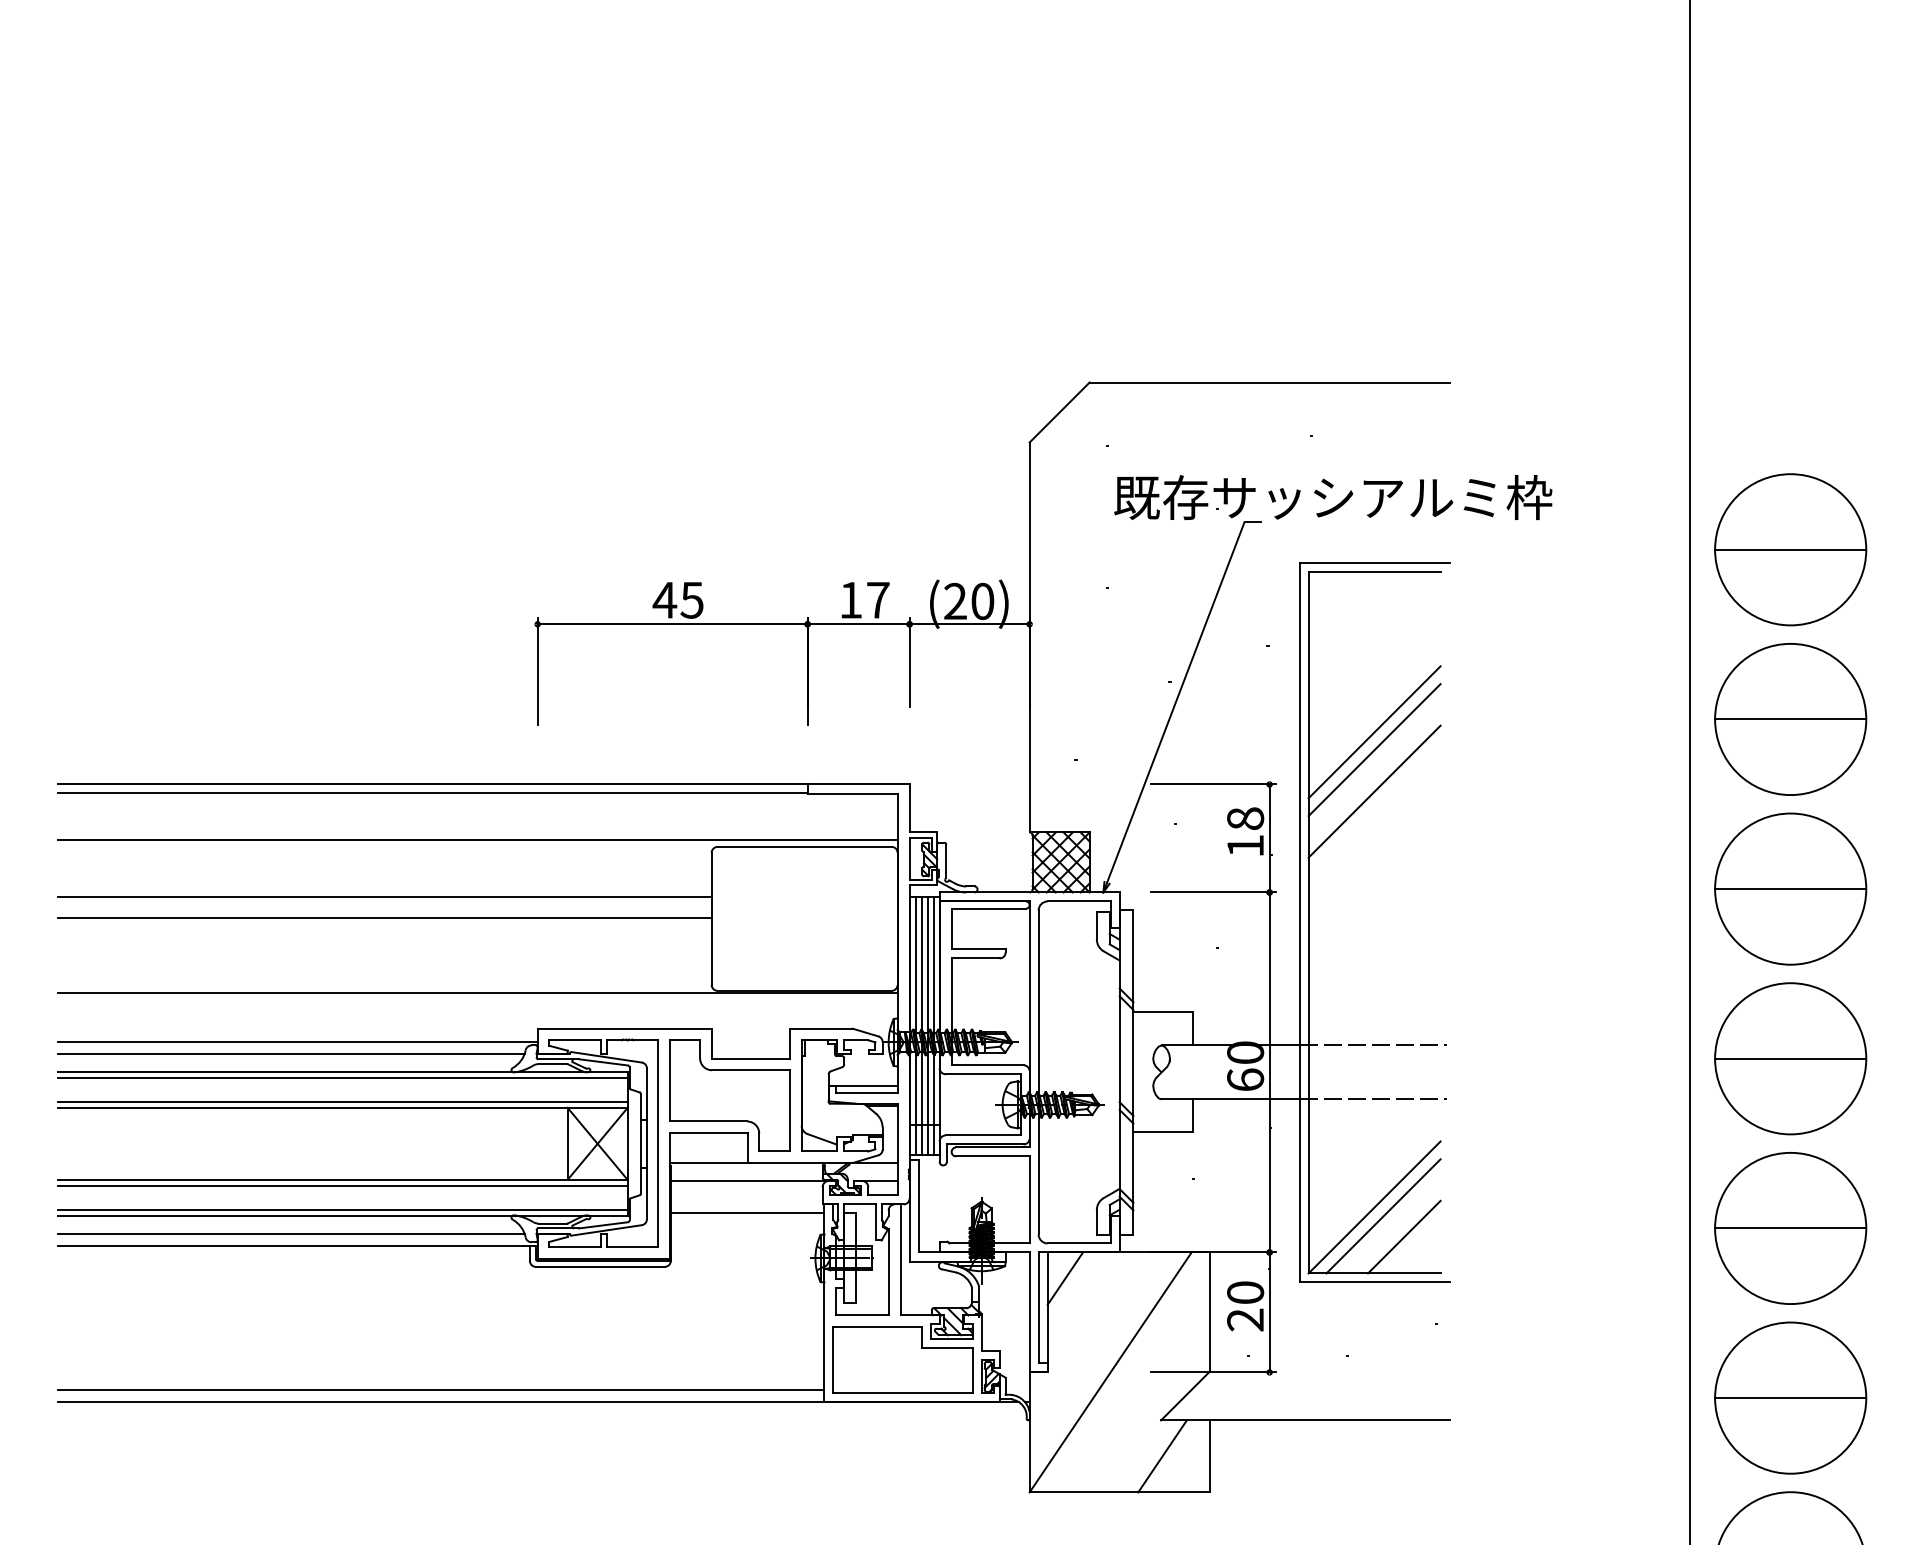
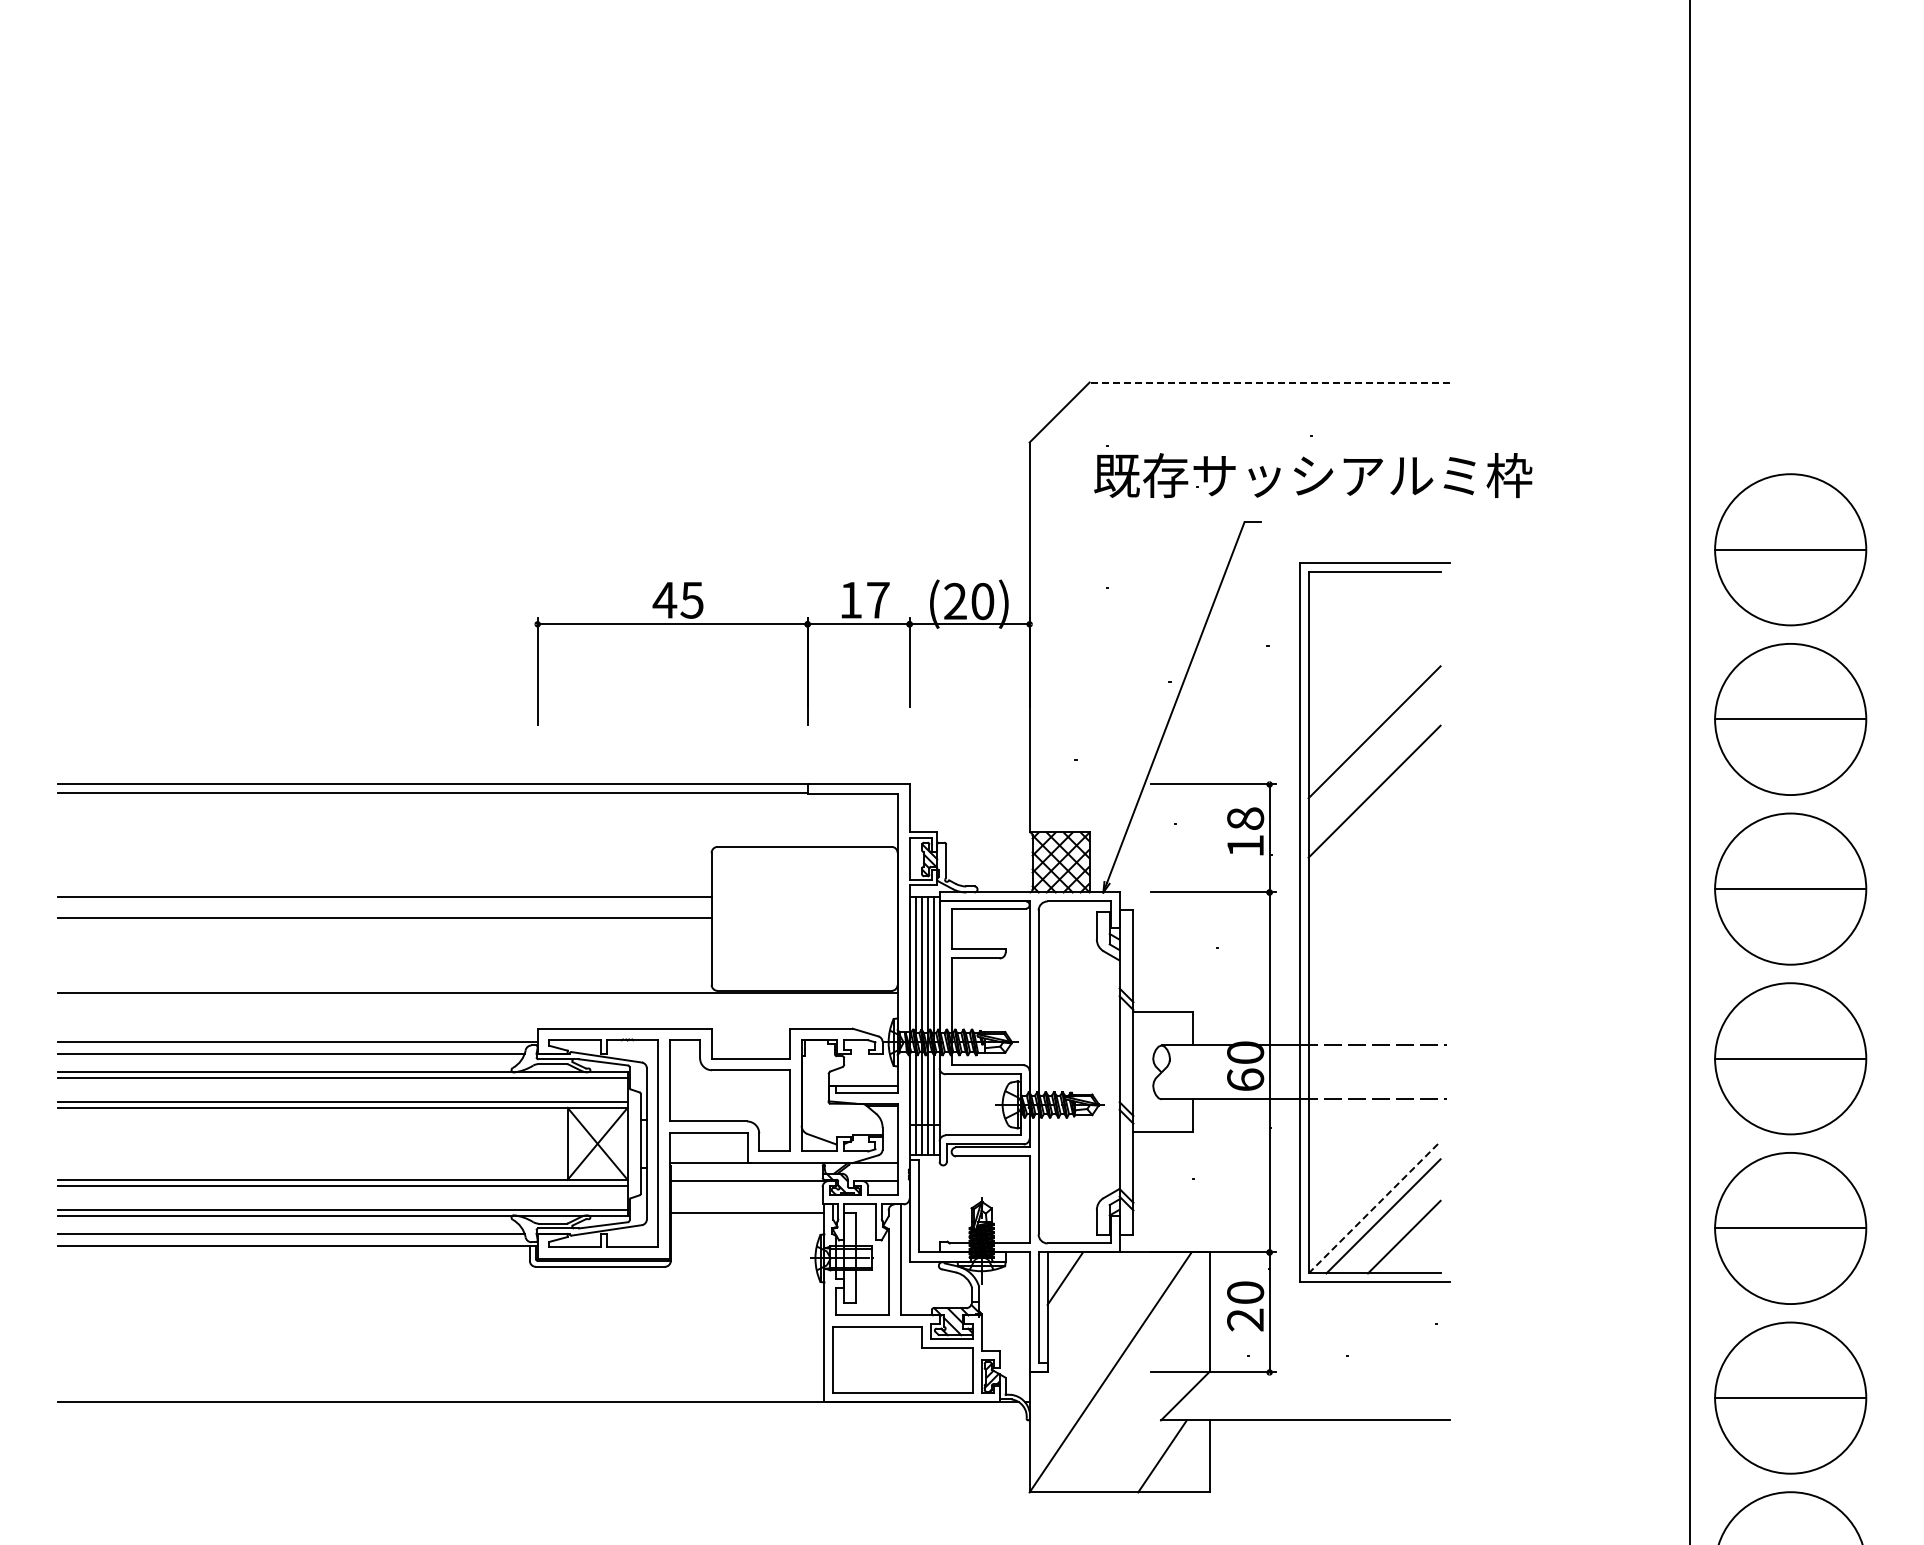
line: solid -> dashed (1269, 382)
part position: (1326, 496) -> (1306, 474) (1306, 474)
line: present -> none (1374, 750)
line: present -> none (477, 840)
line: solid -> dashed (1374, 1207)
line: present -> none (440, 1390)
